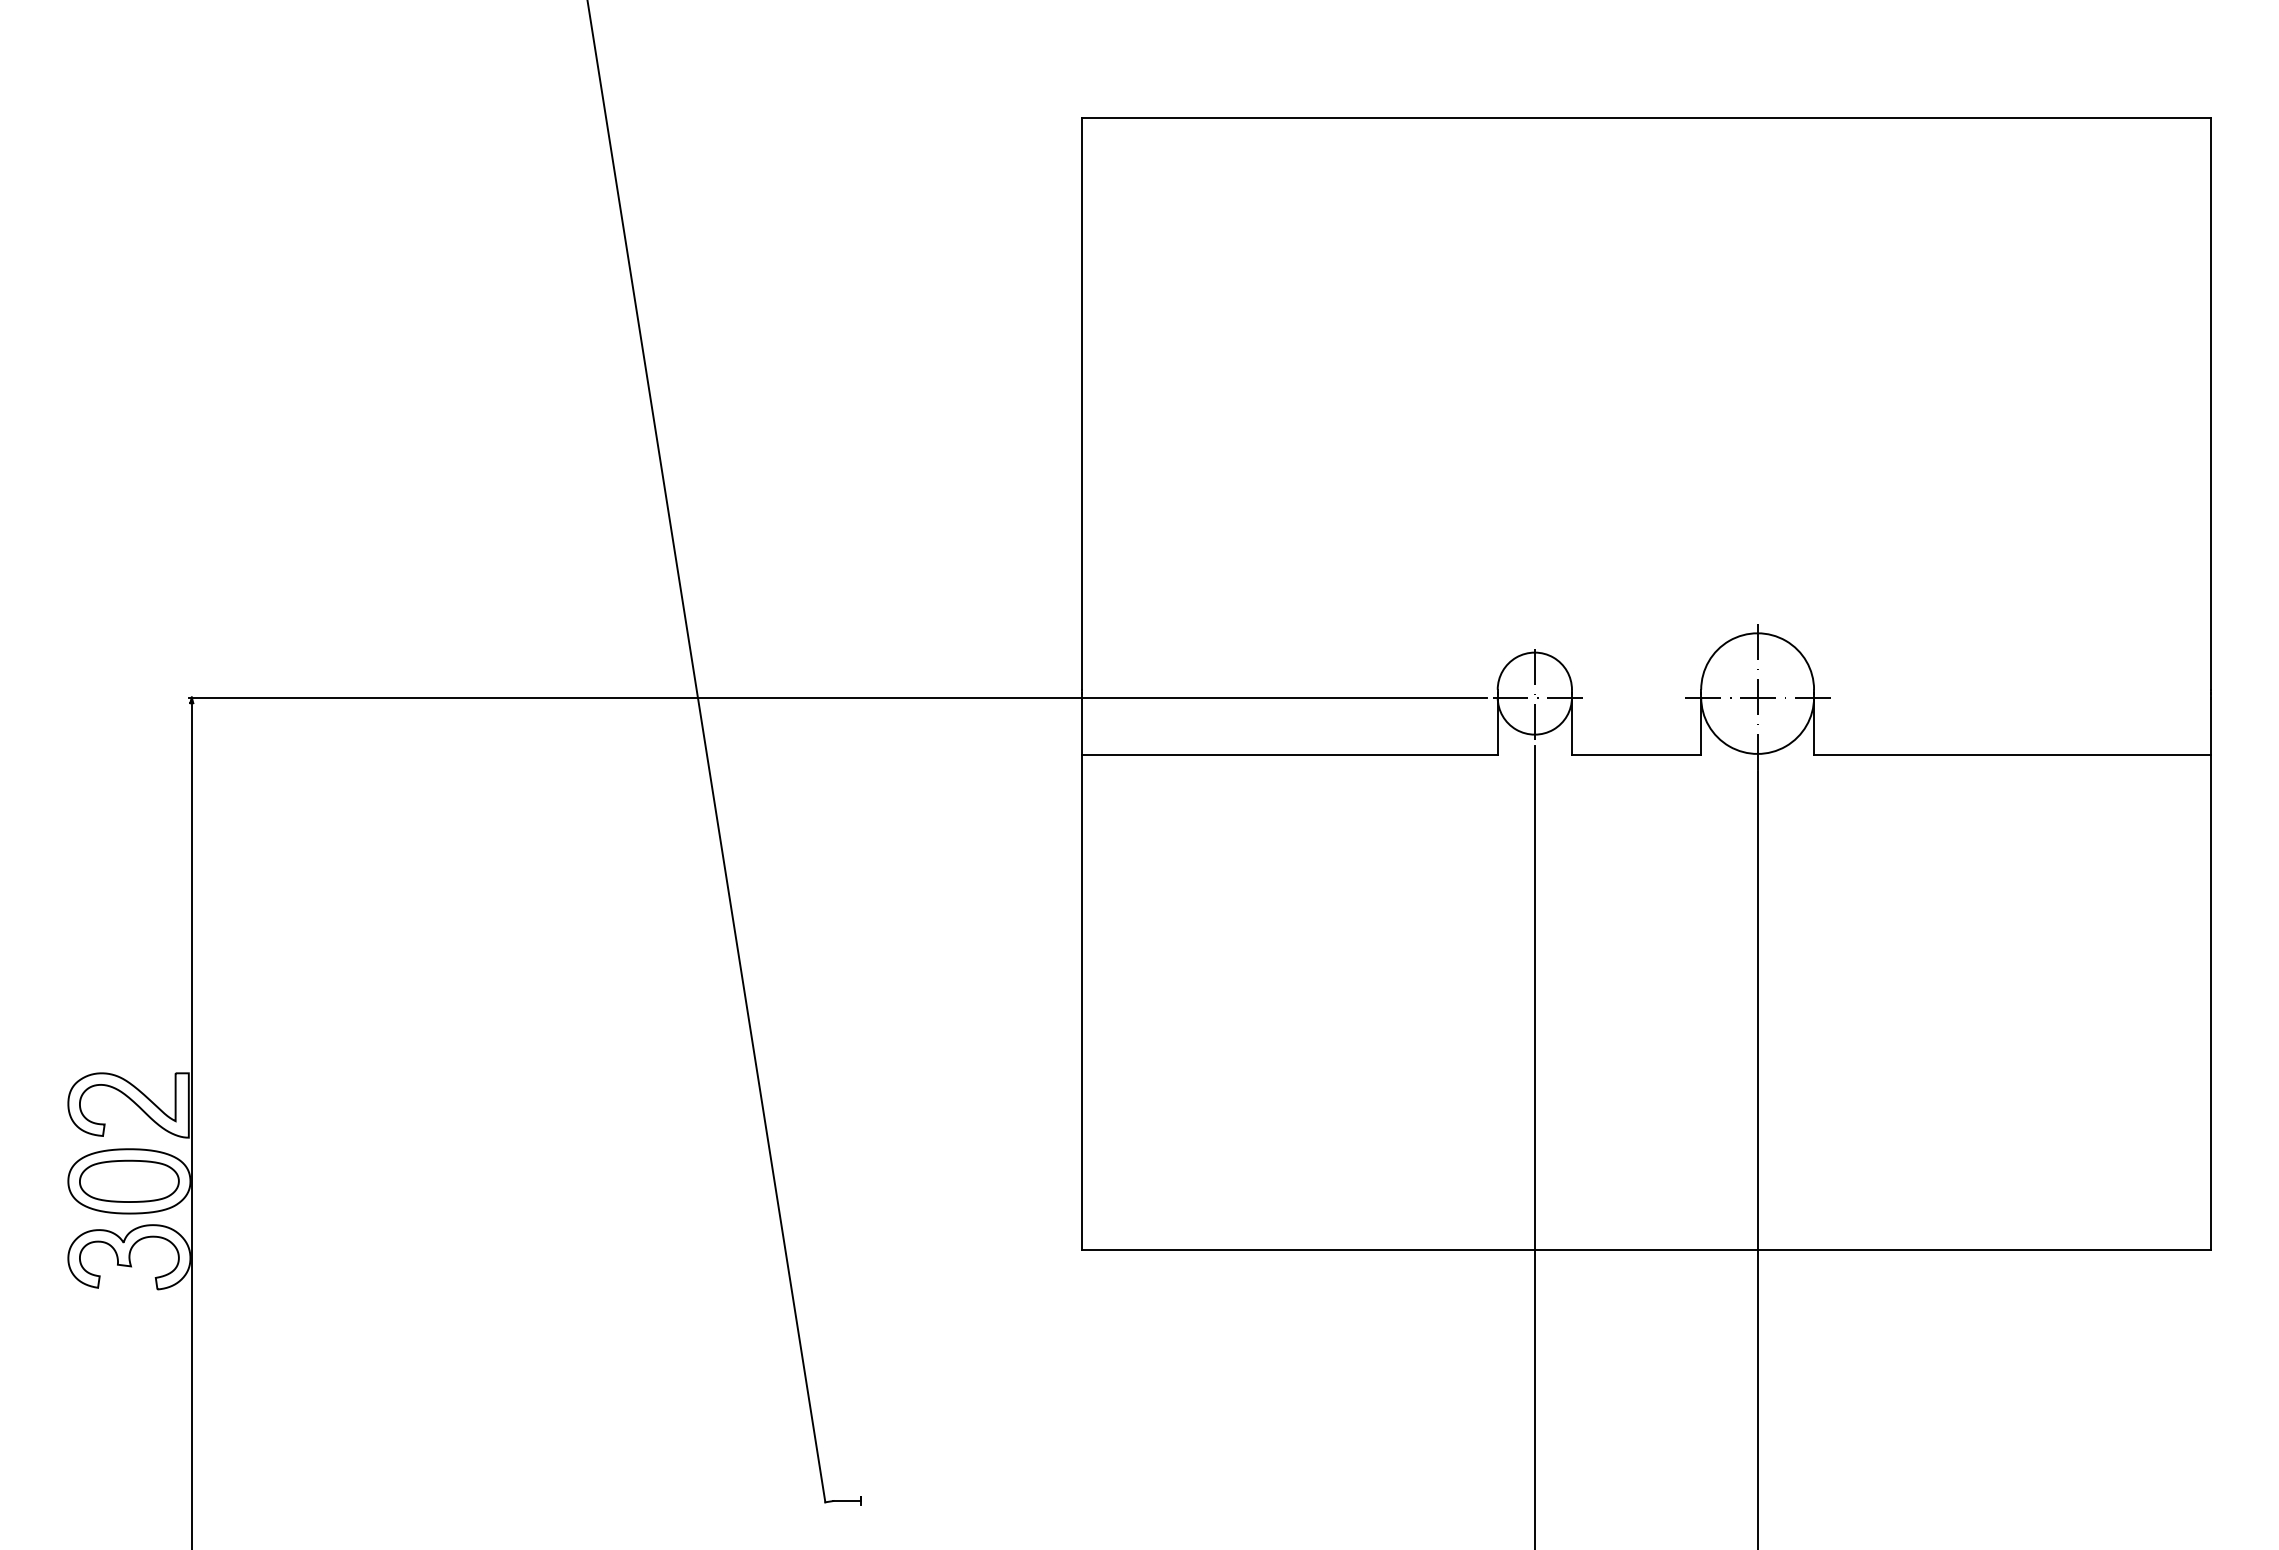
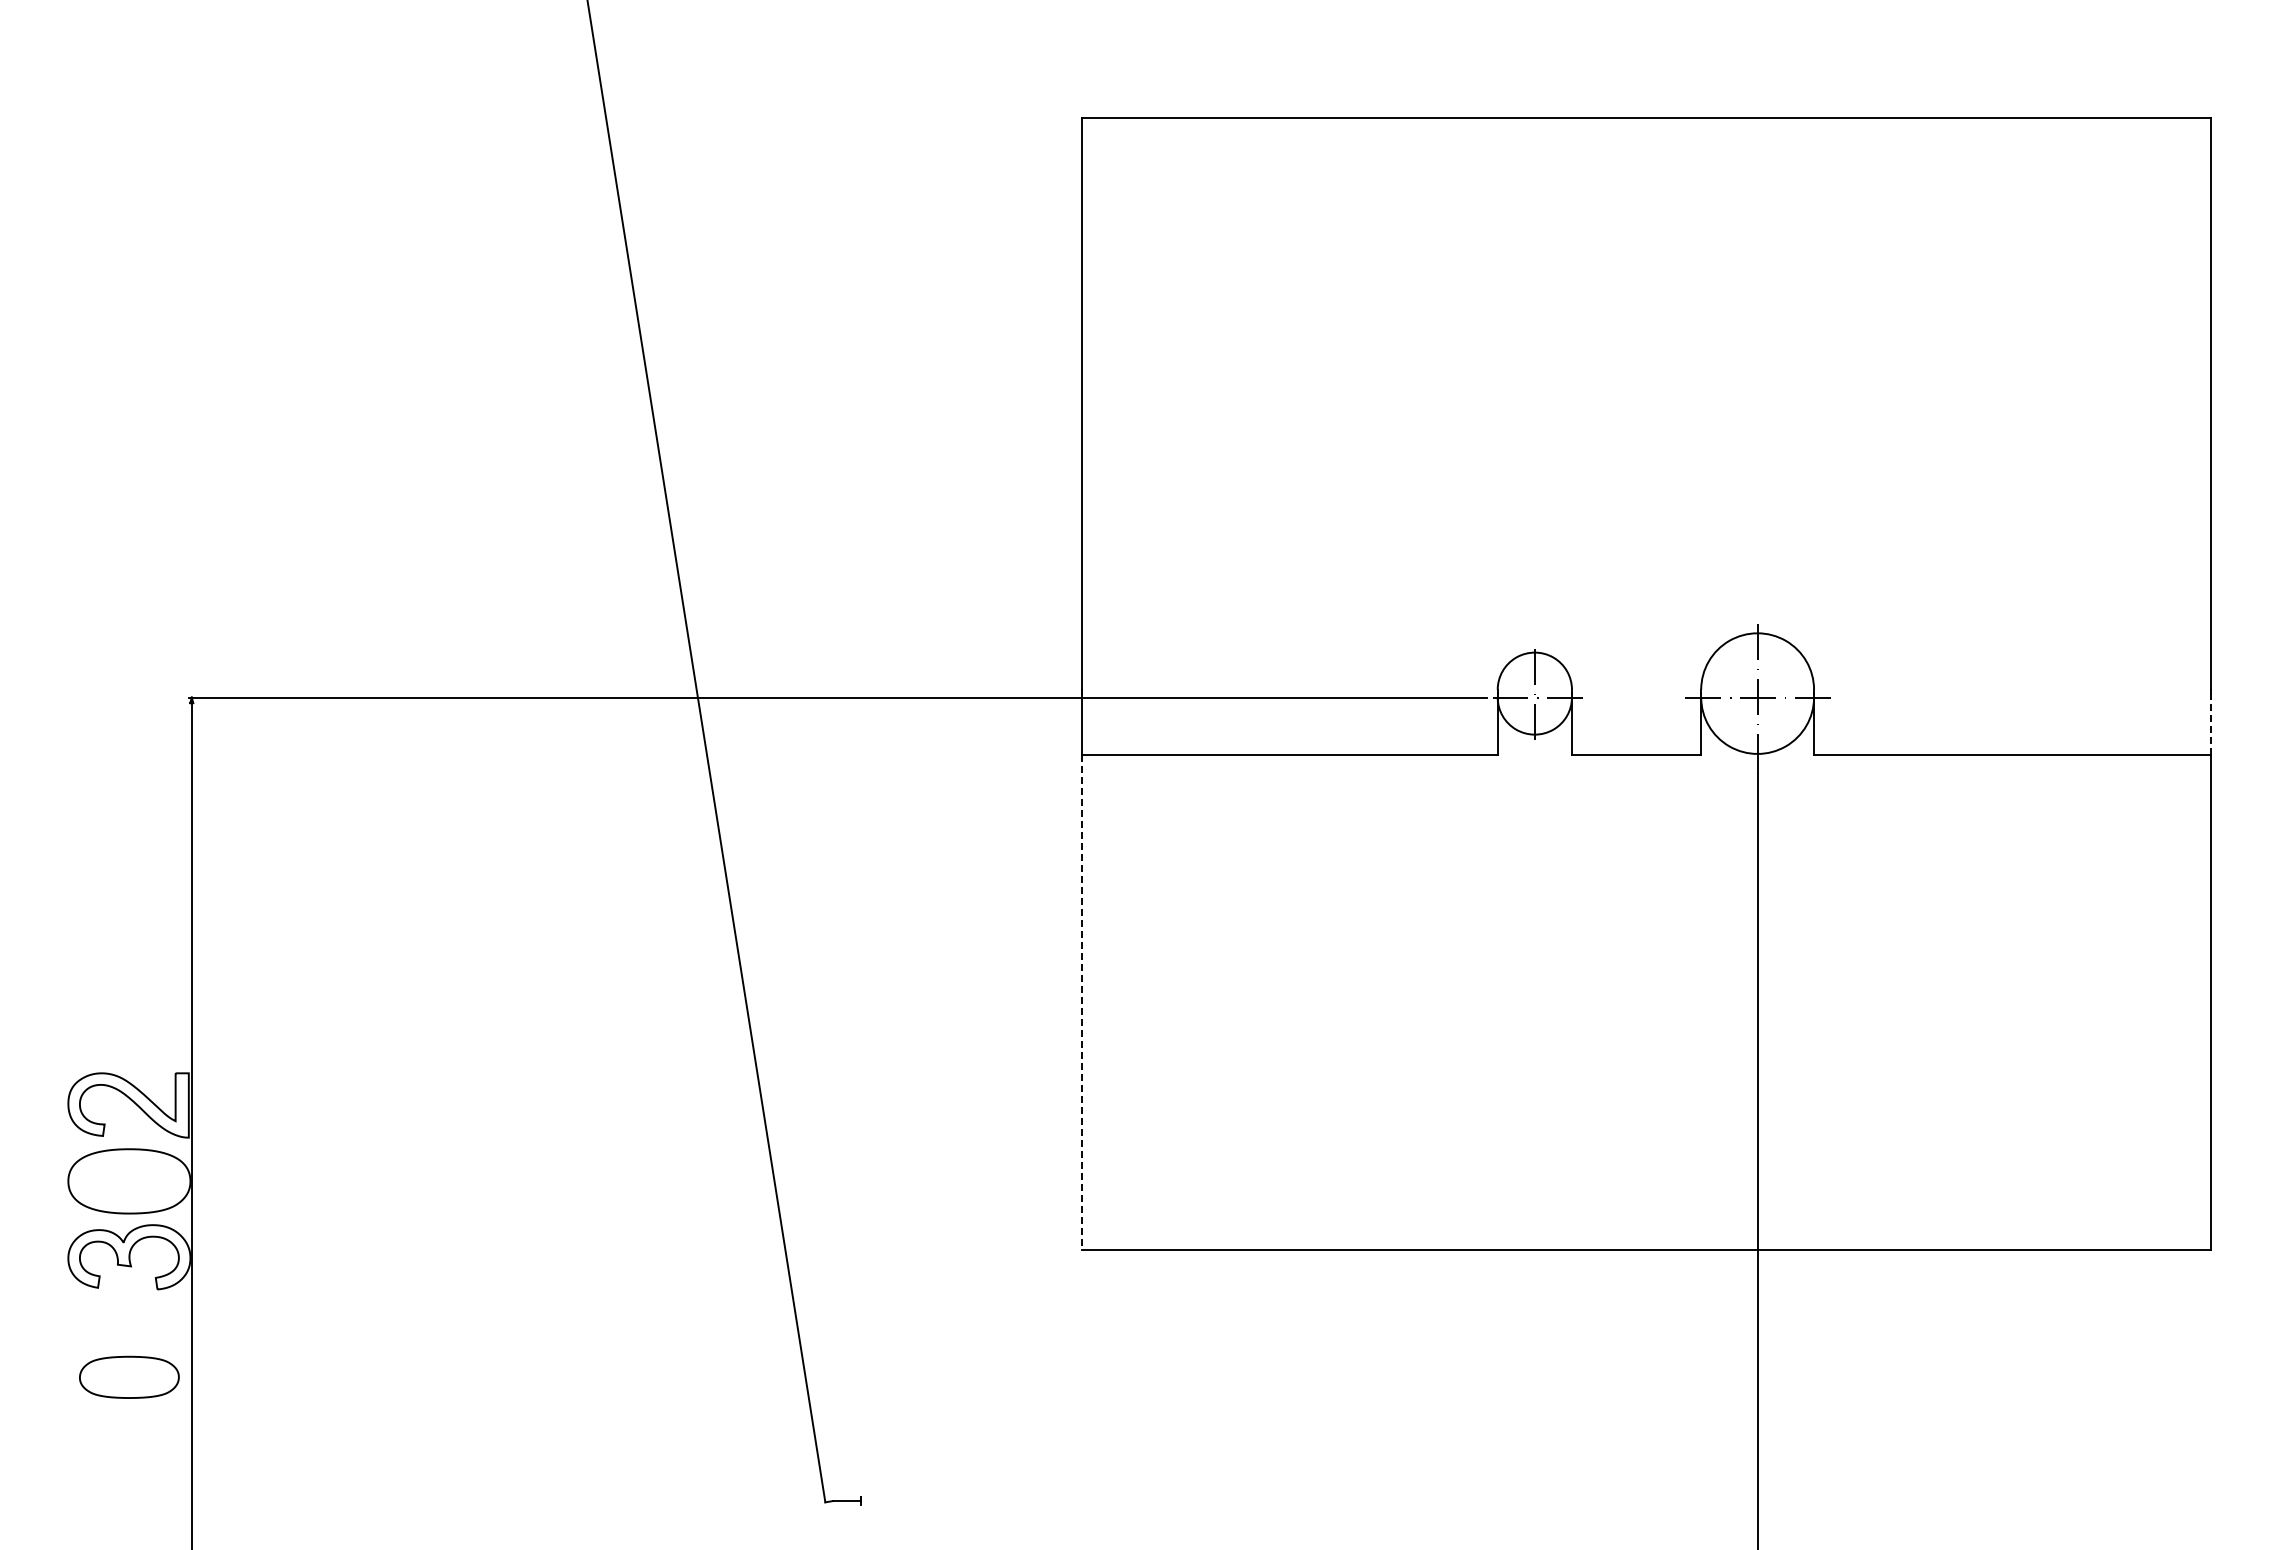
line: solid -> dashed (2210, 726)
line: solid -> dashed (1081, 1003)
line: present -> none (1534, 1145)
part position: (129, 1180) -> (129, 1376) (129, 1376)
